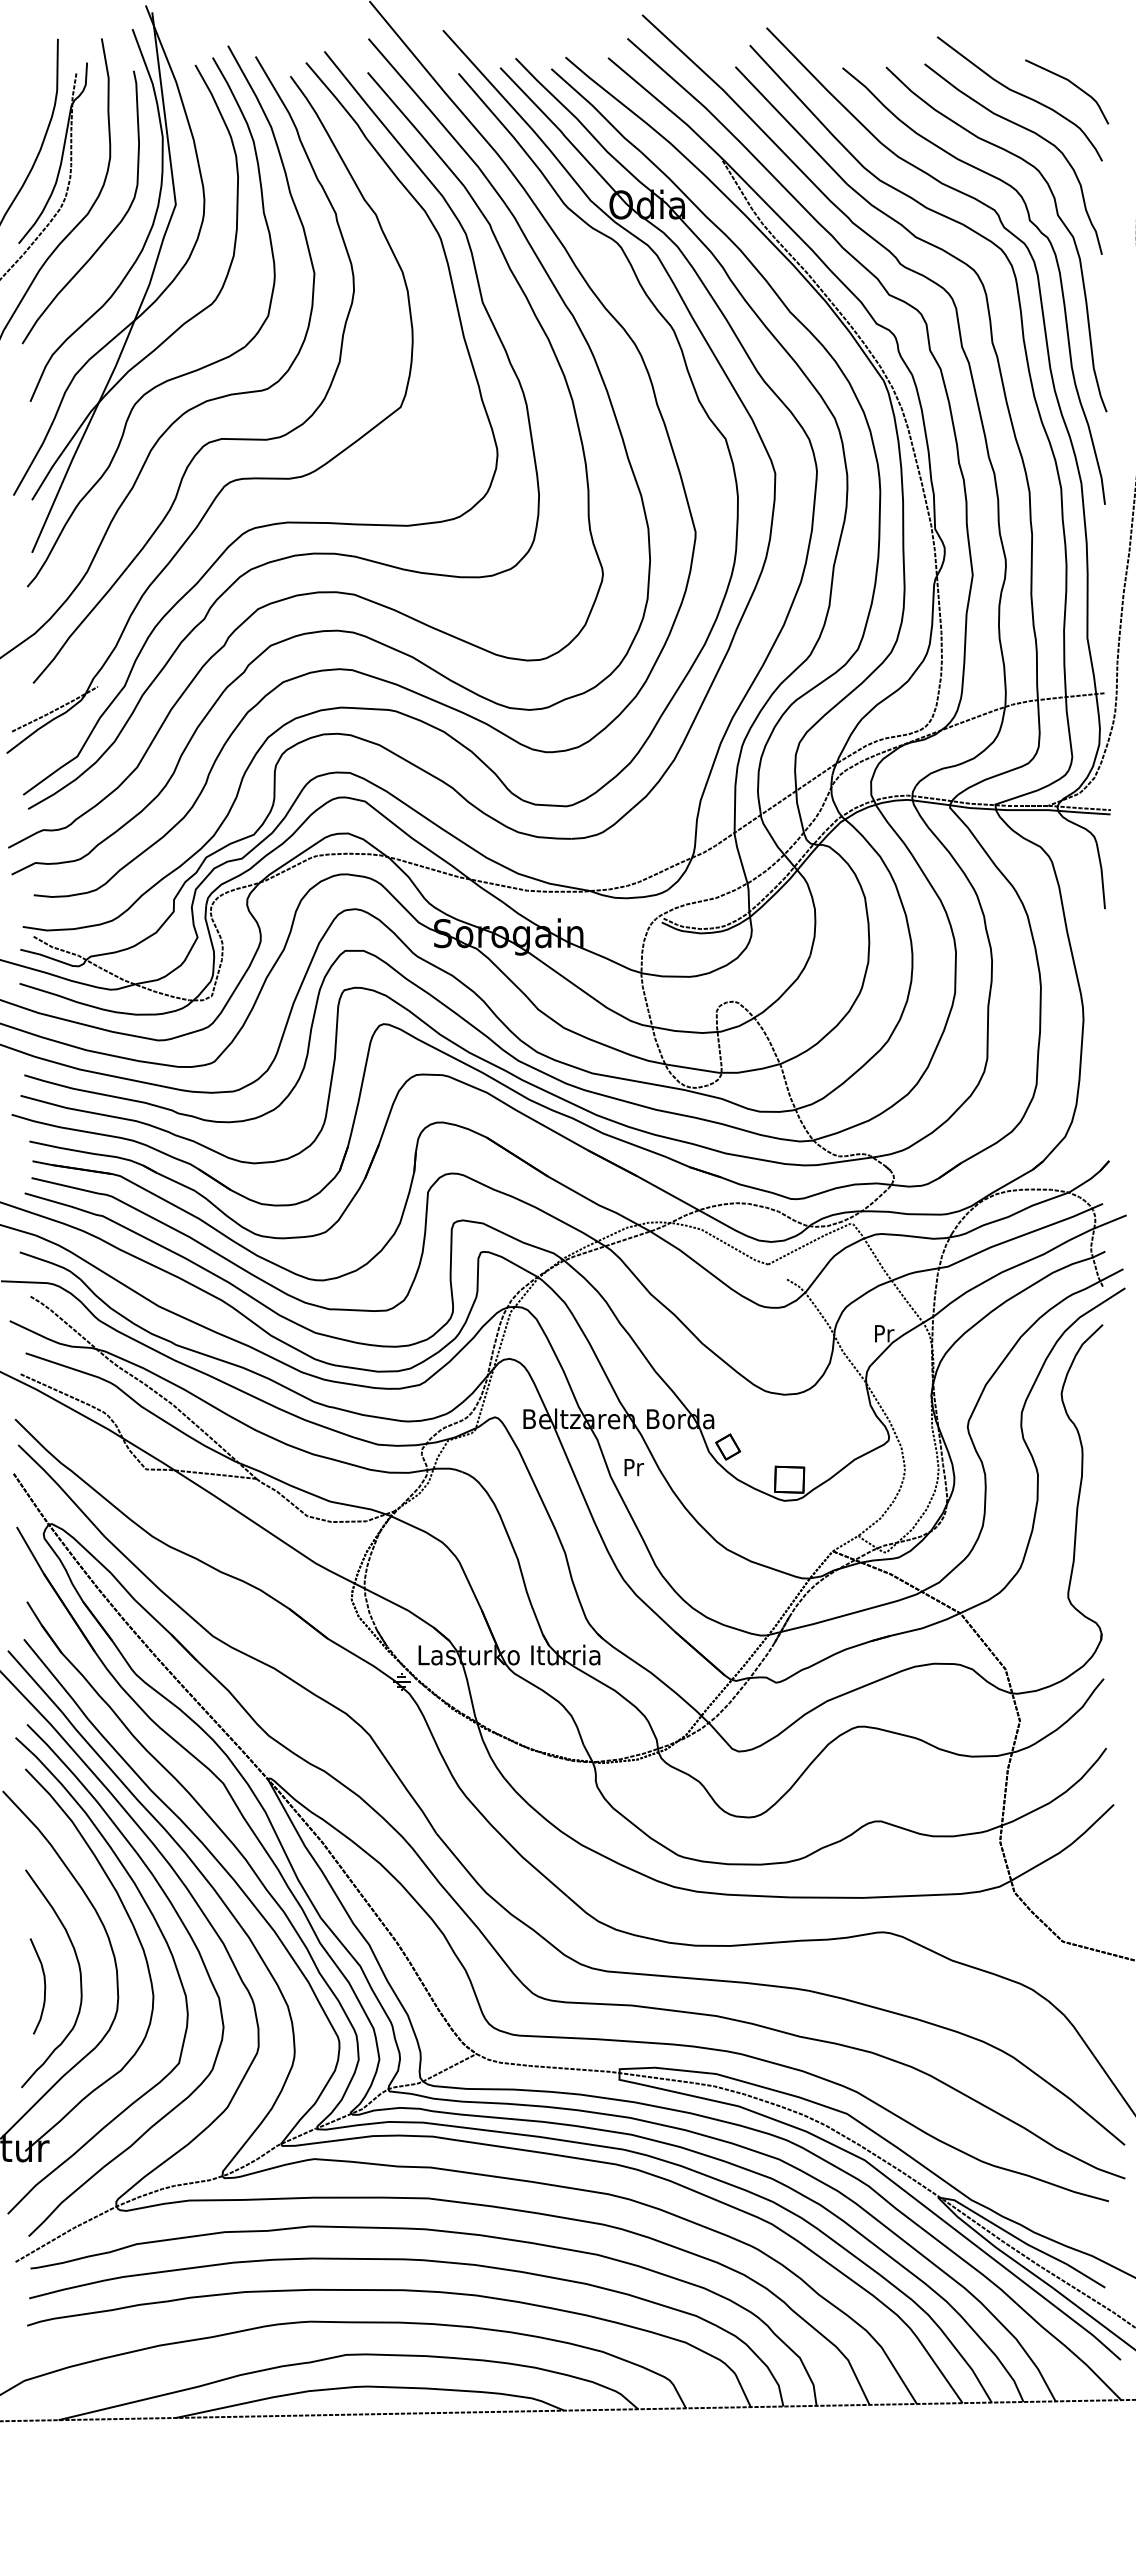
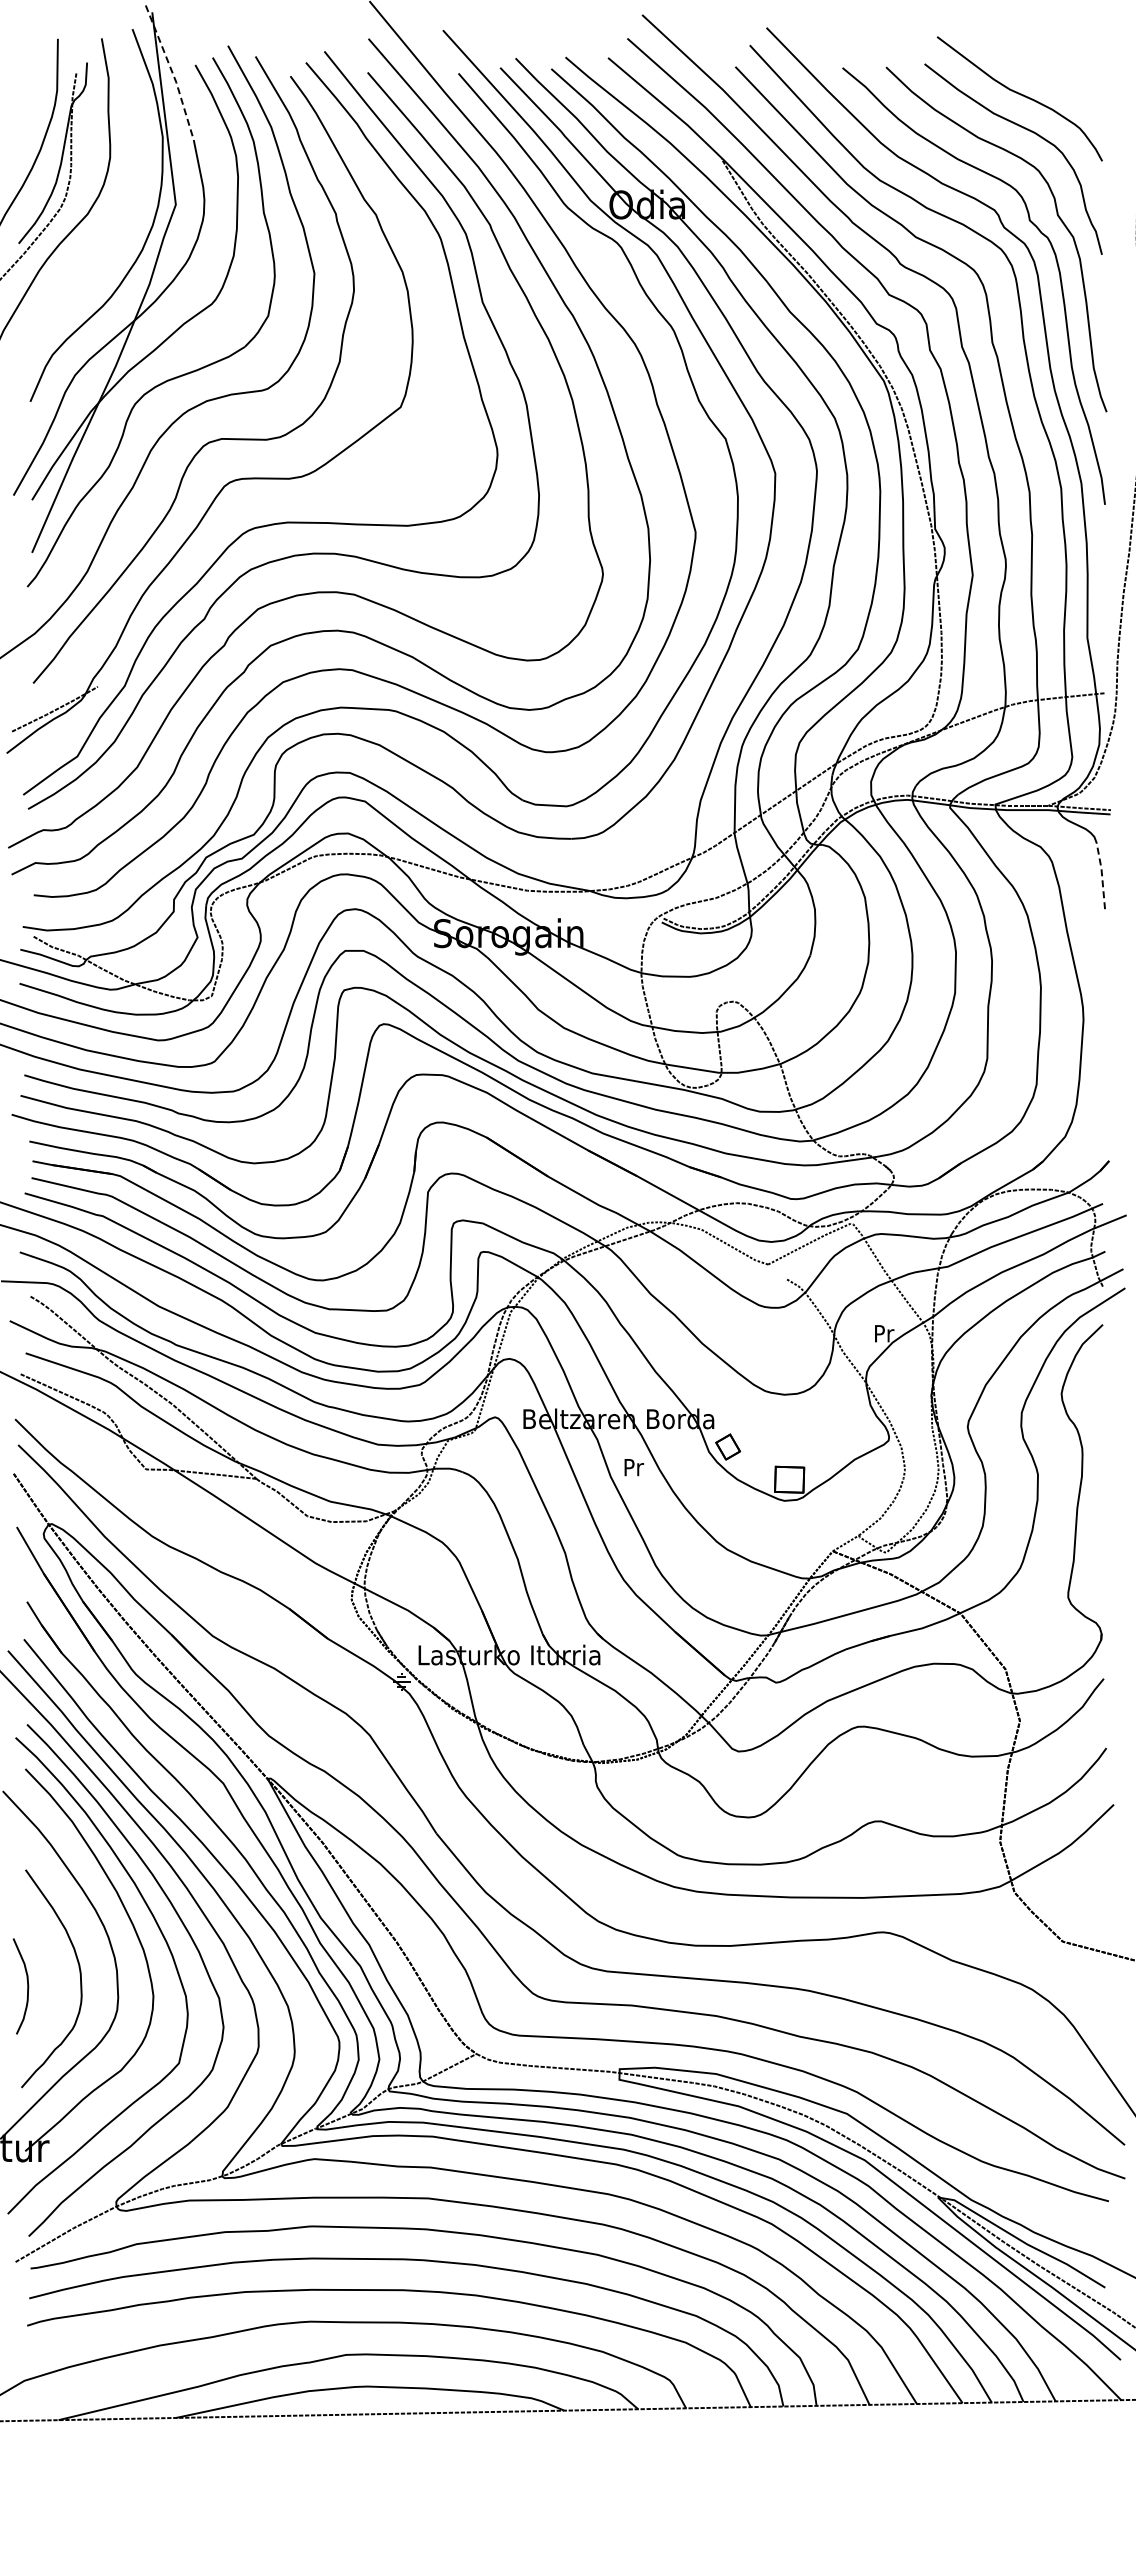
line: solid -> dashed (172, 72)
curve: present -> none (1073, 85)
curve: present -> none (109, 233)
line: solid -> dashed (1101, 874)
curve position: (44, 1986) -> (27, 1986) (27, 1986)
